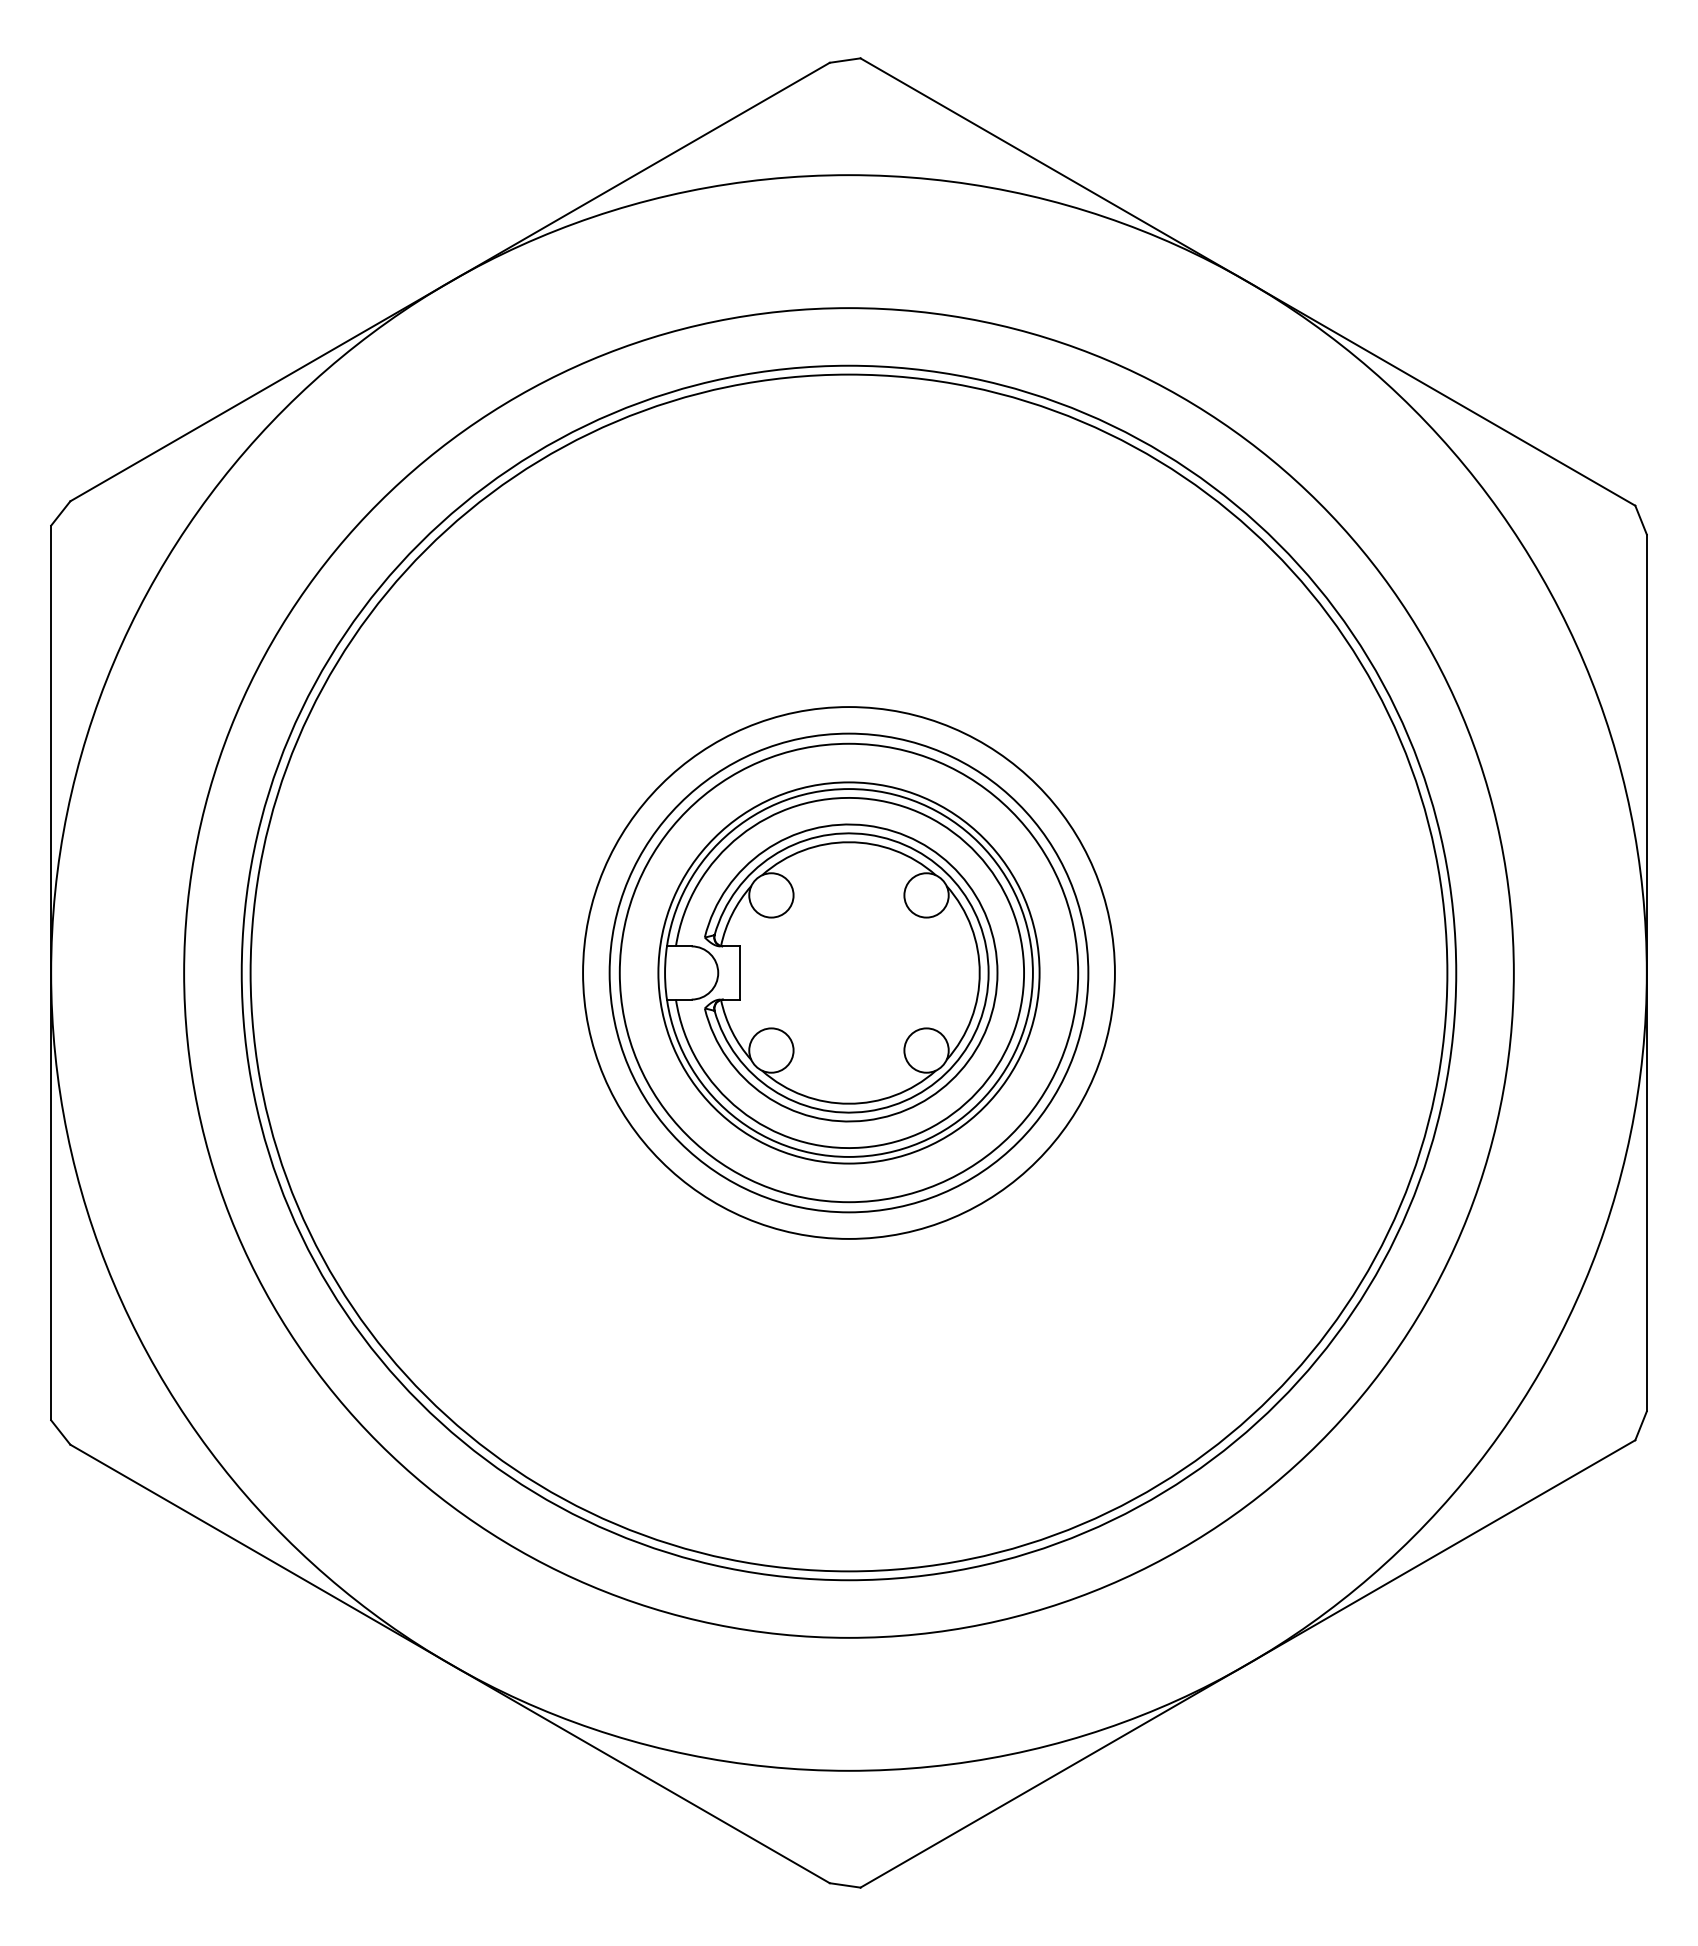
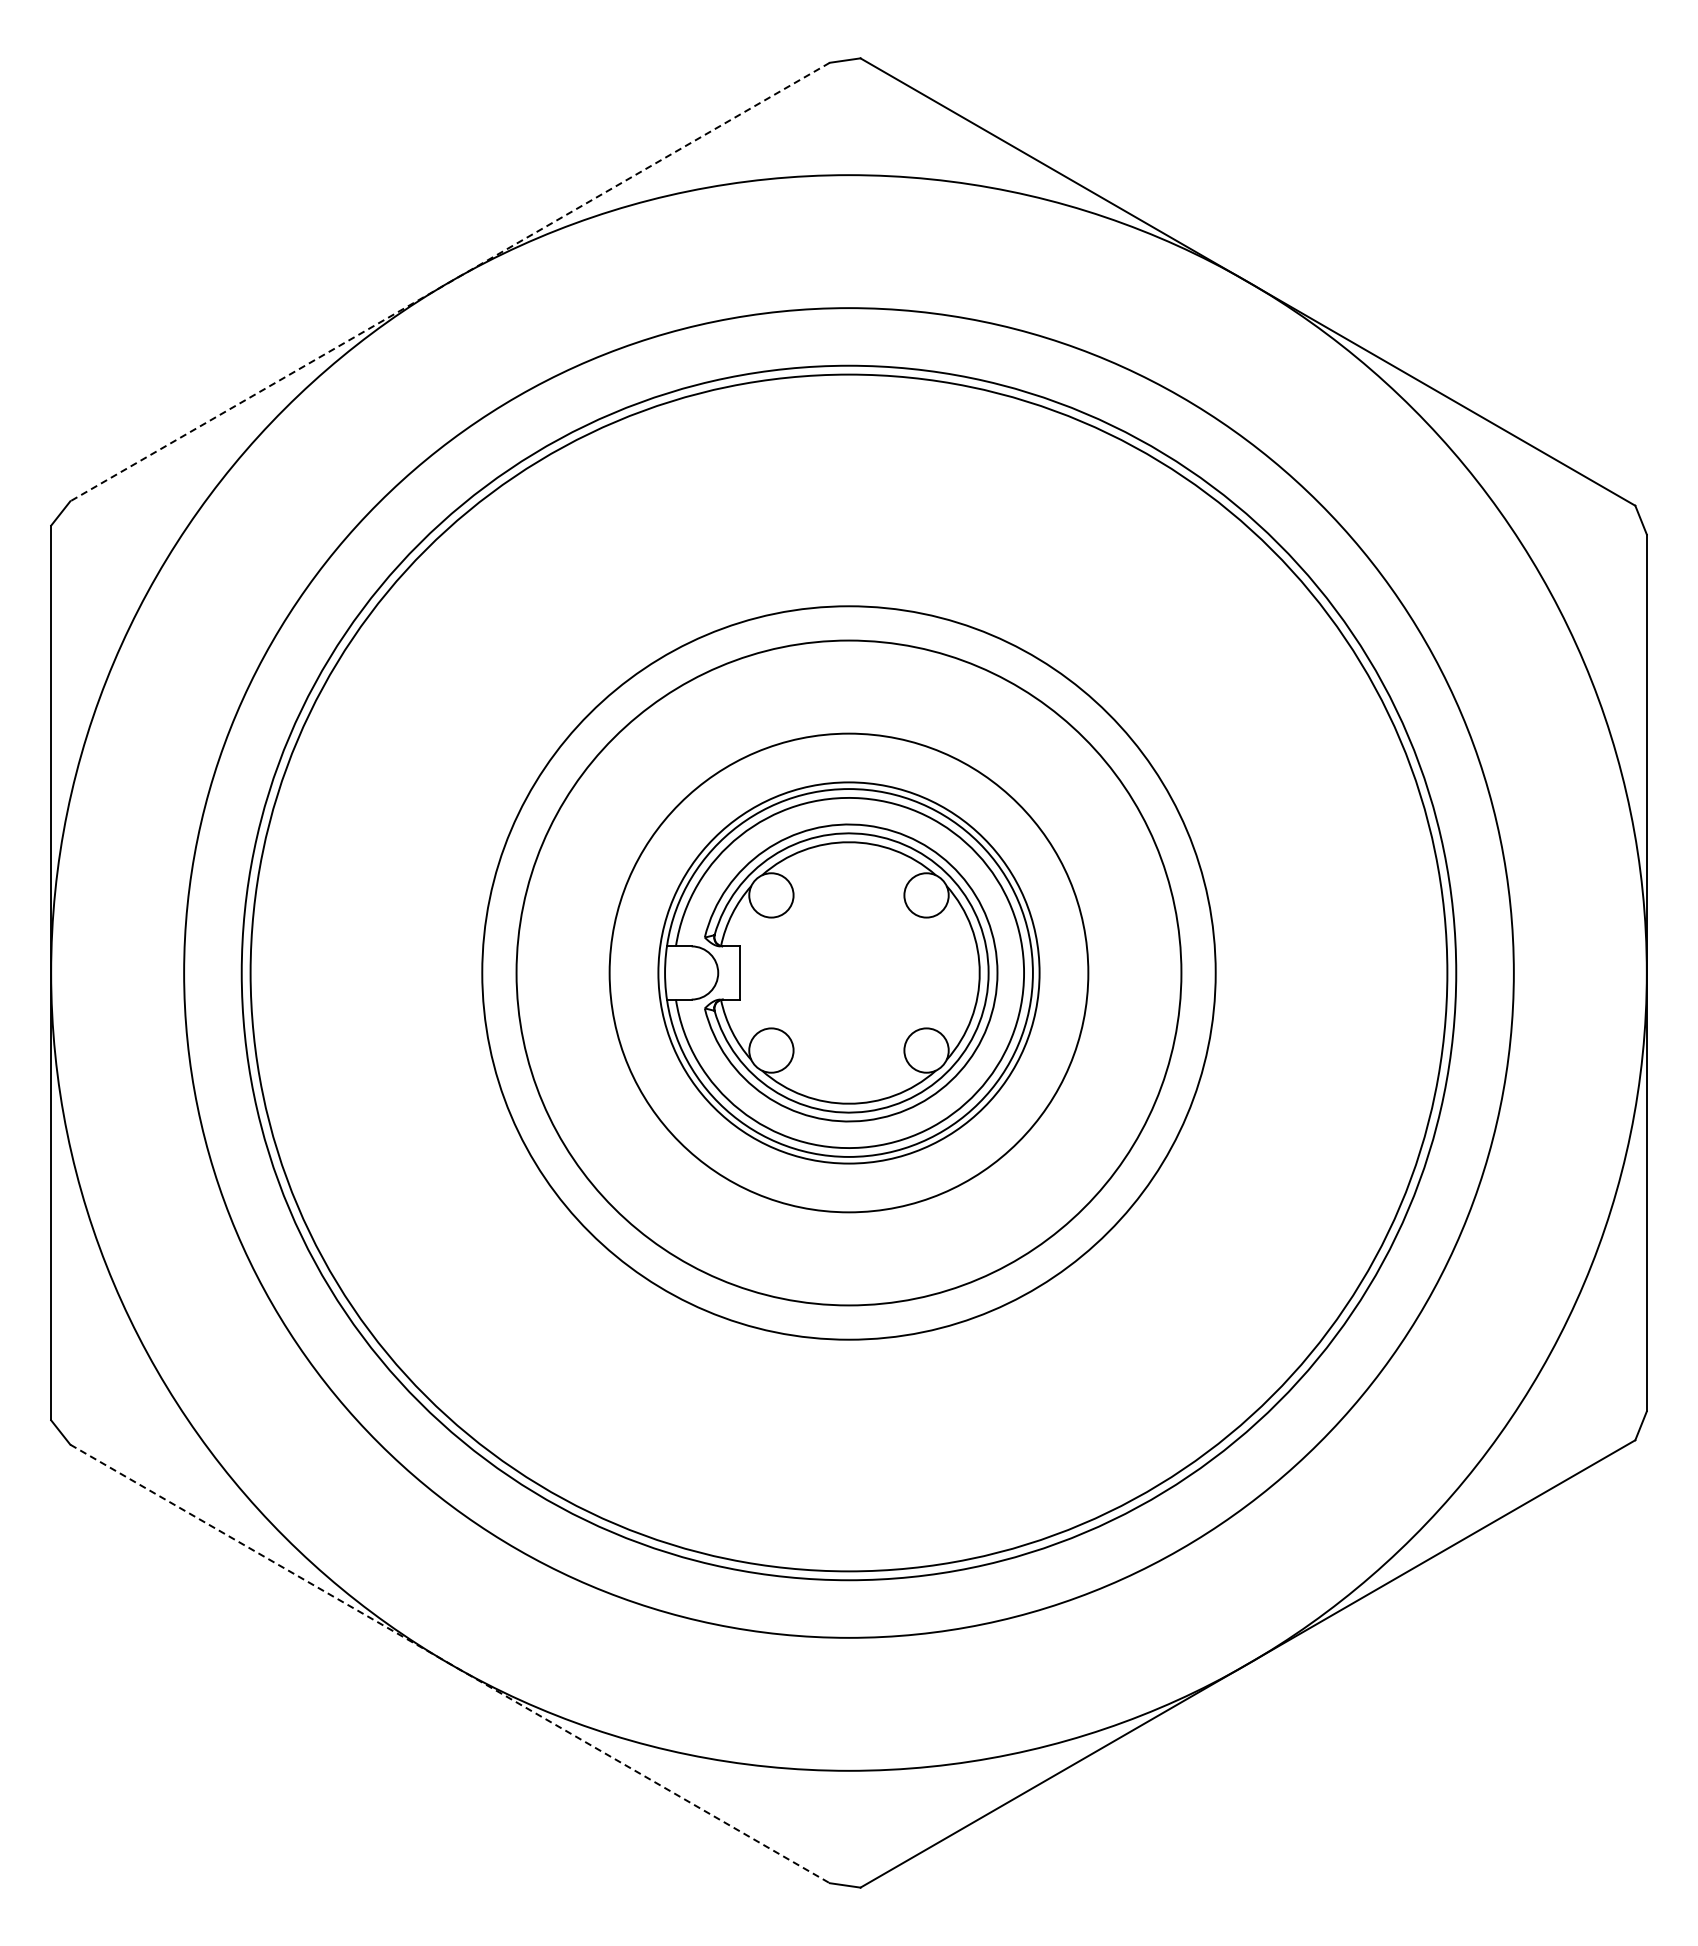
line: solid -> dashed (449, 282)
circle diameter: 458 px -> 733 px (848, 972)
circle diameter: 532 px -> 665 px (848, 972)
line: solid -> dashed (450, 1664)
